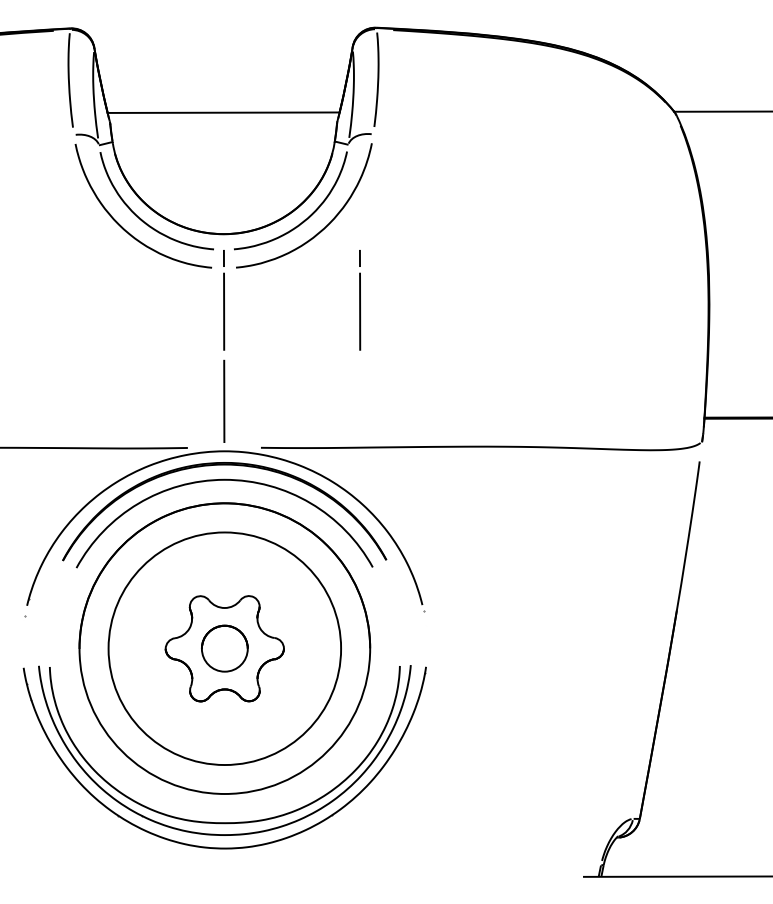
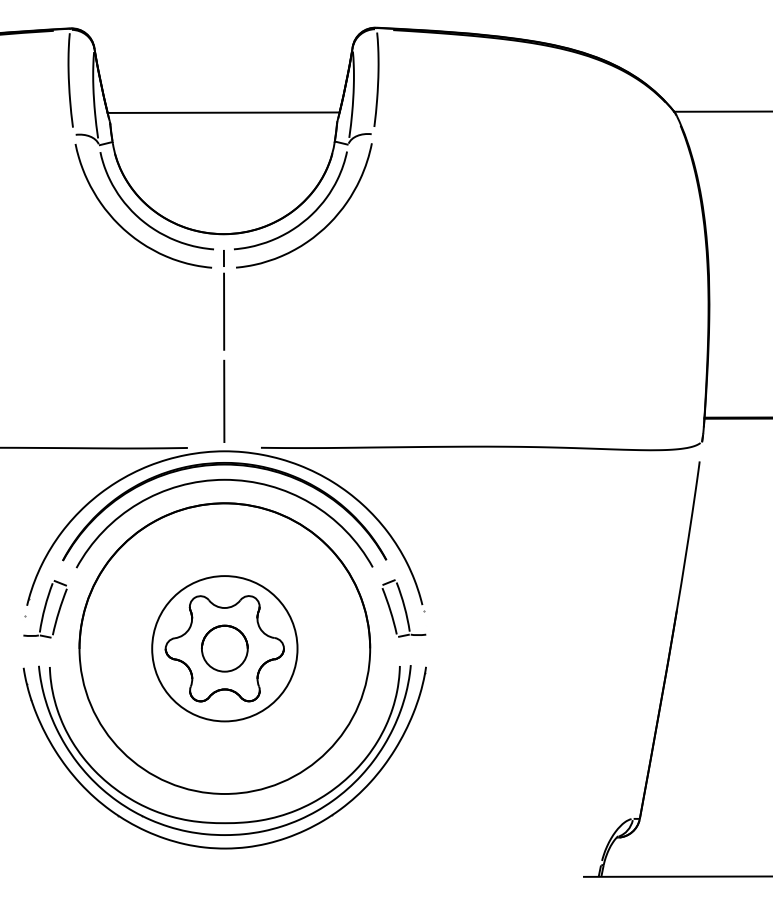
line: present -> none (360, 300)
part: none -> present (403, 608)
part: none -> present (45, 609)
circle diameter: 233 px -> 145 px (224, 648)
